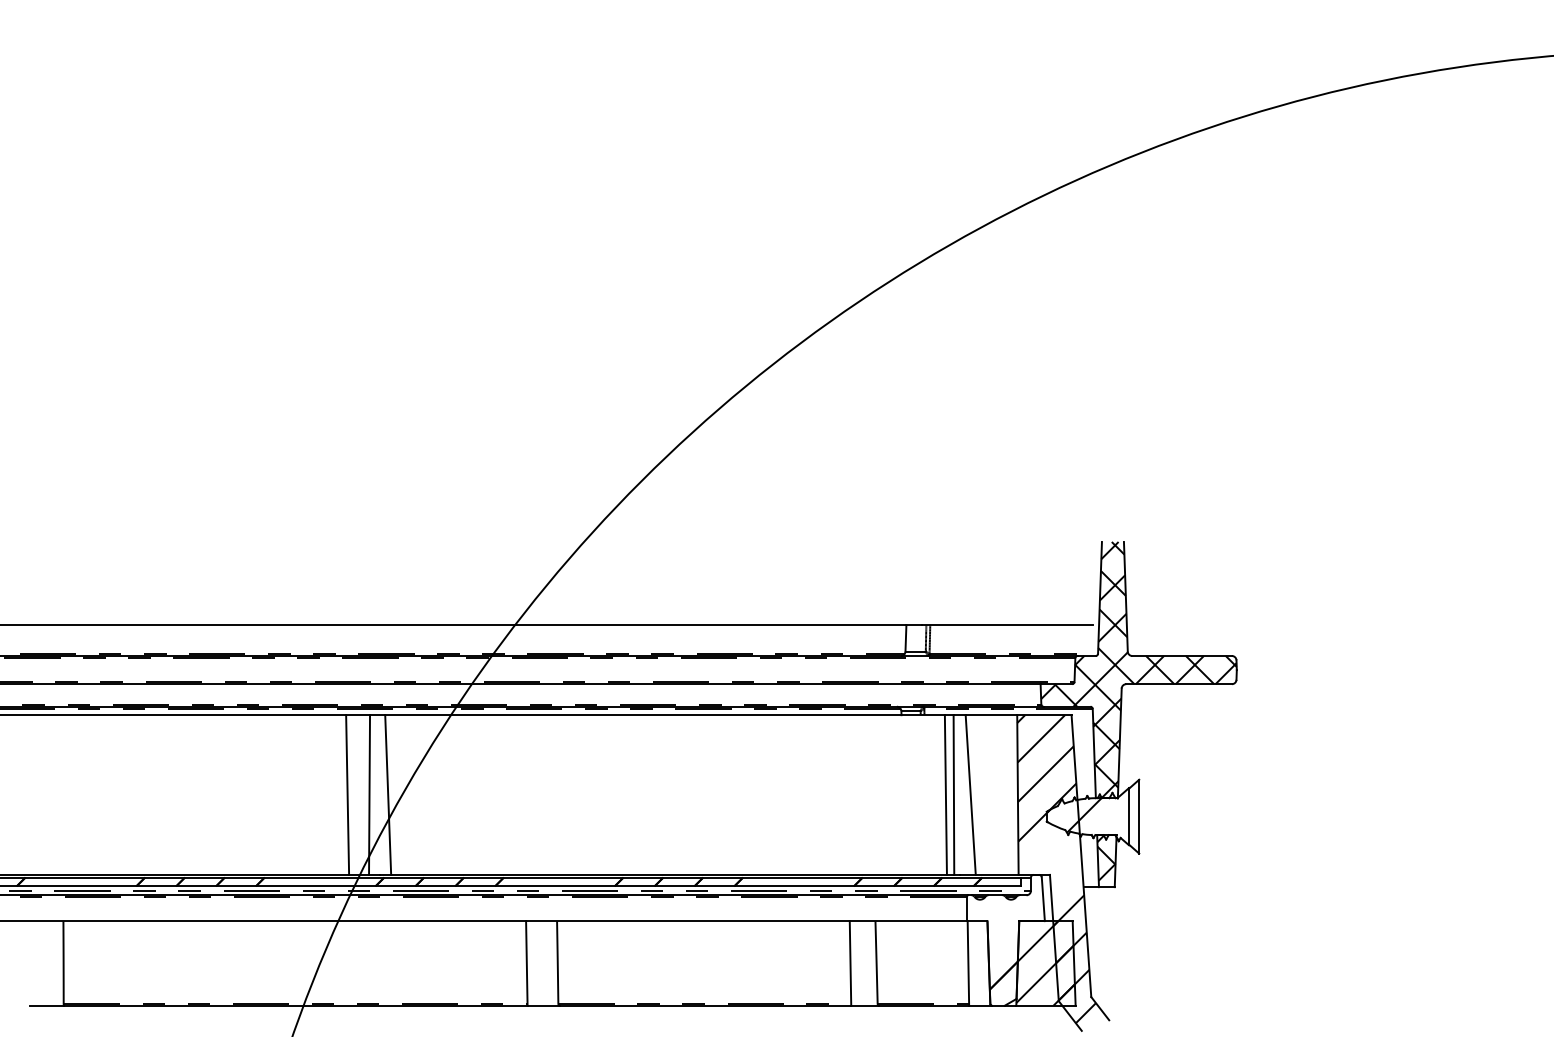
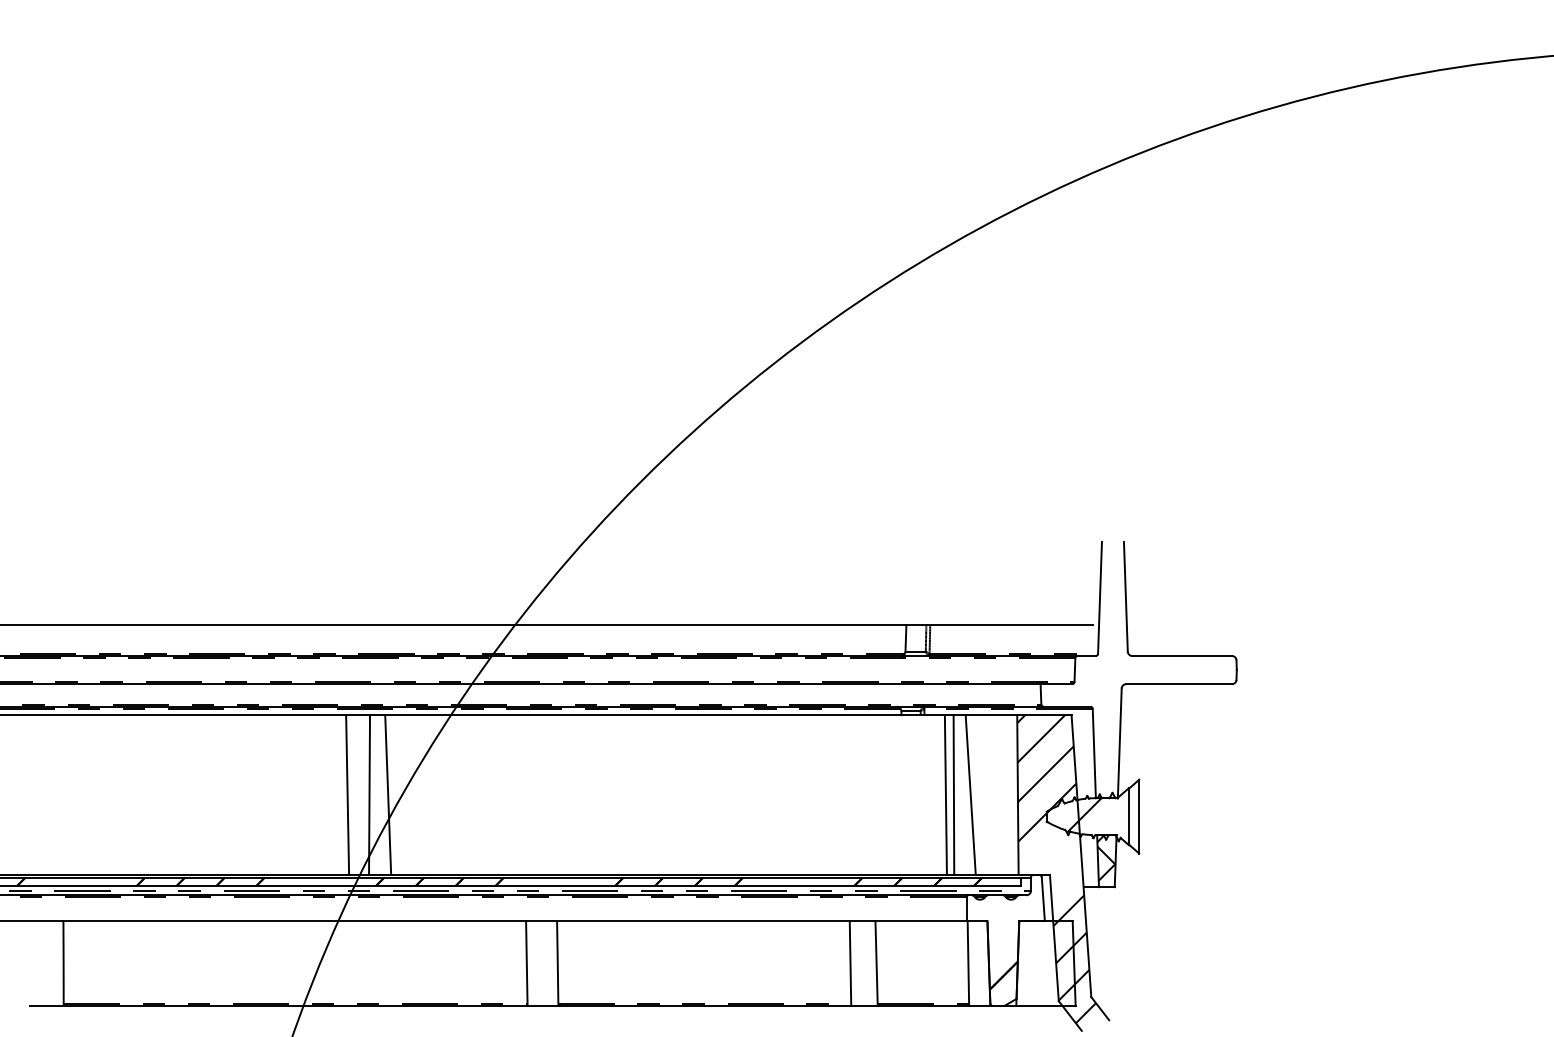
hatch: present -> none (1138, 670)
hatch: present -> none (1045, 963)
